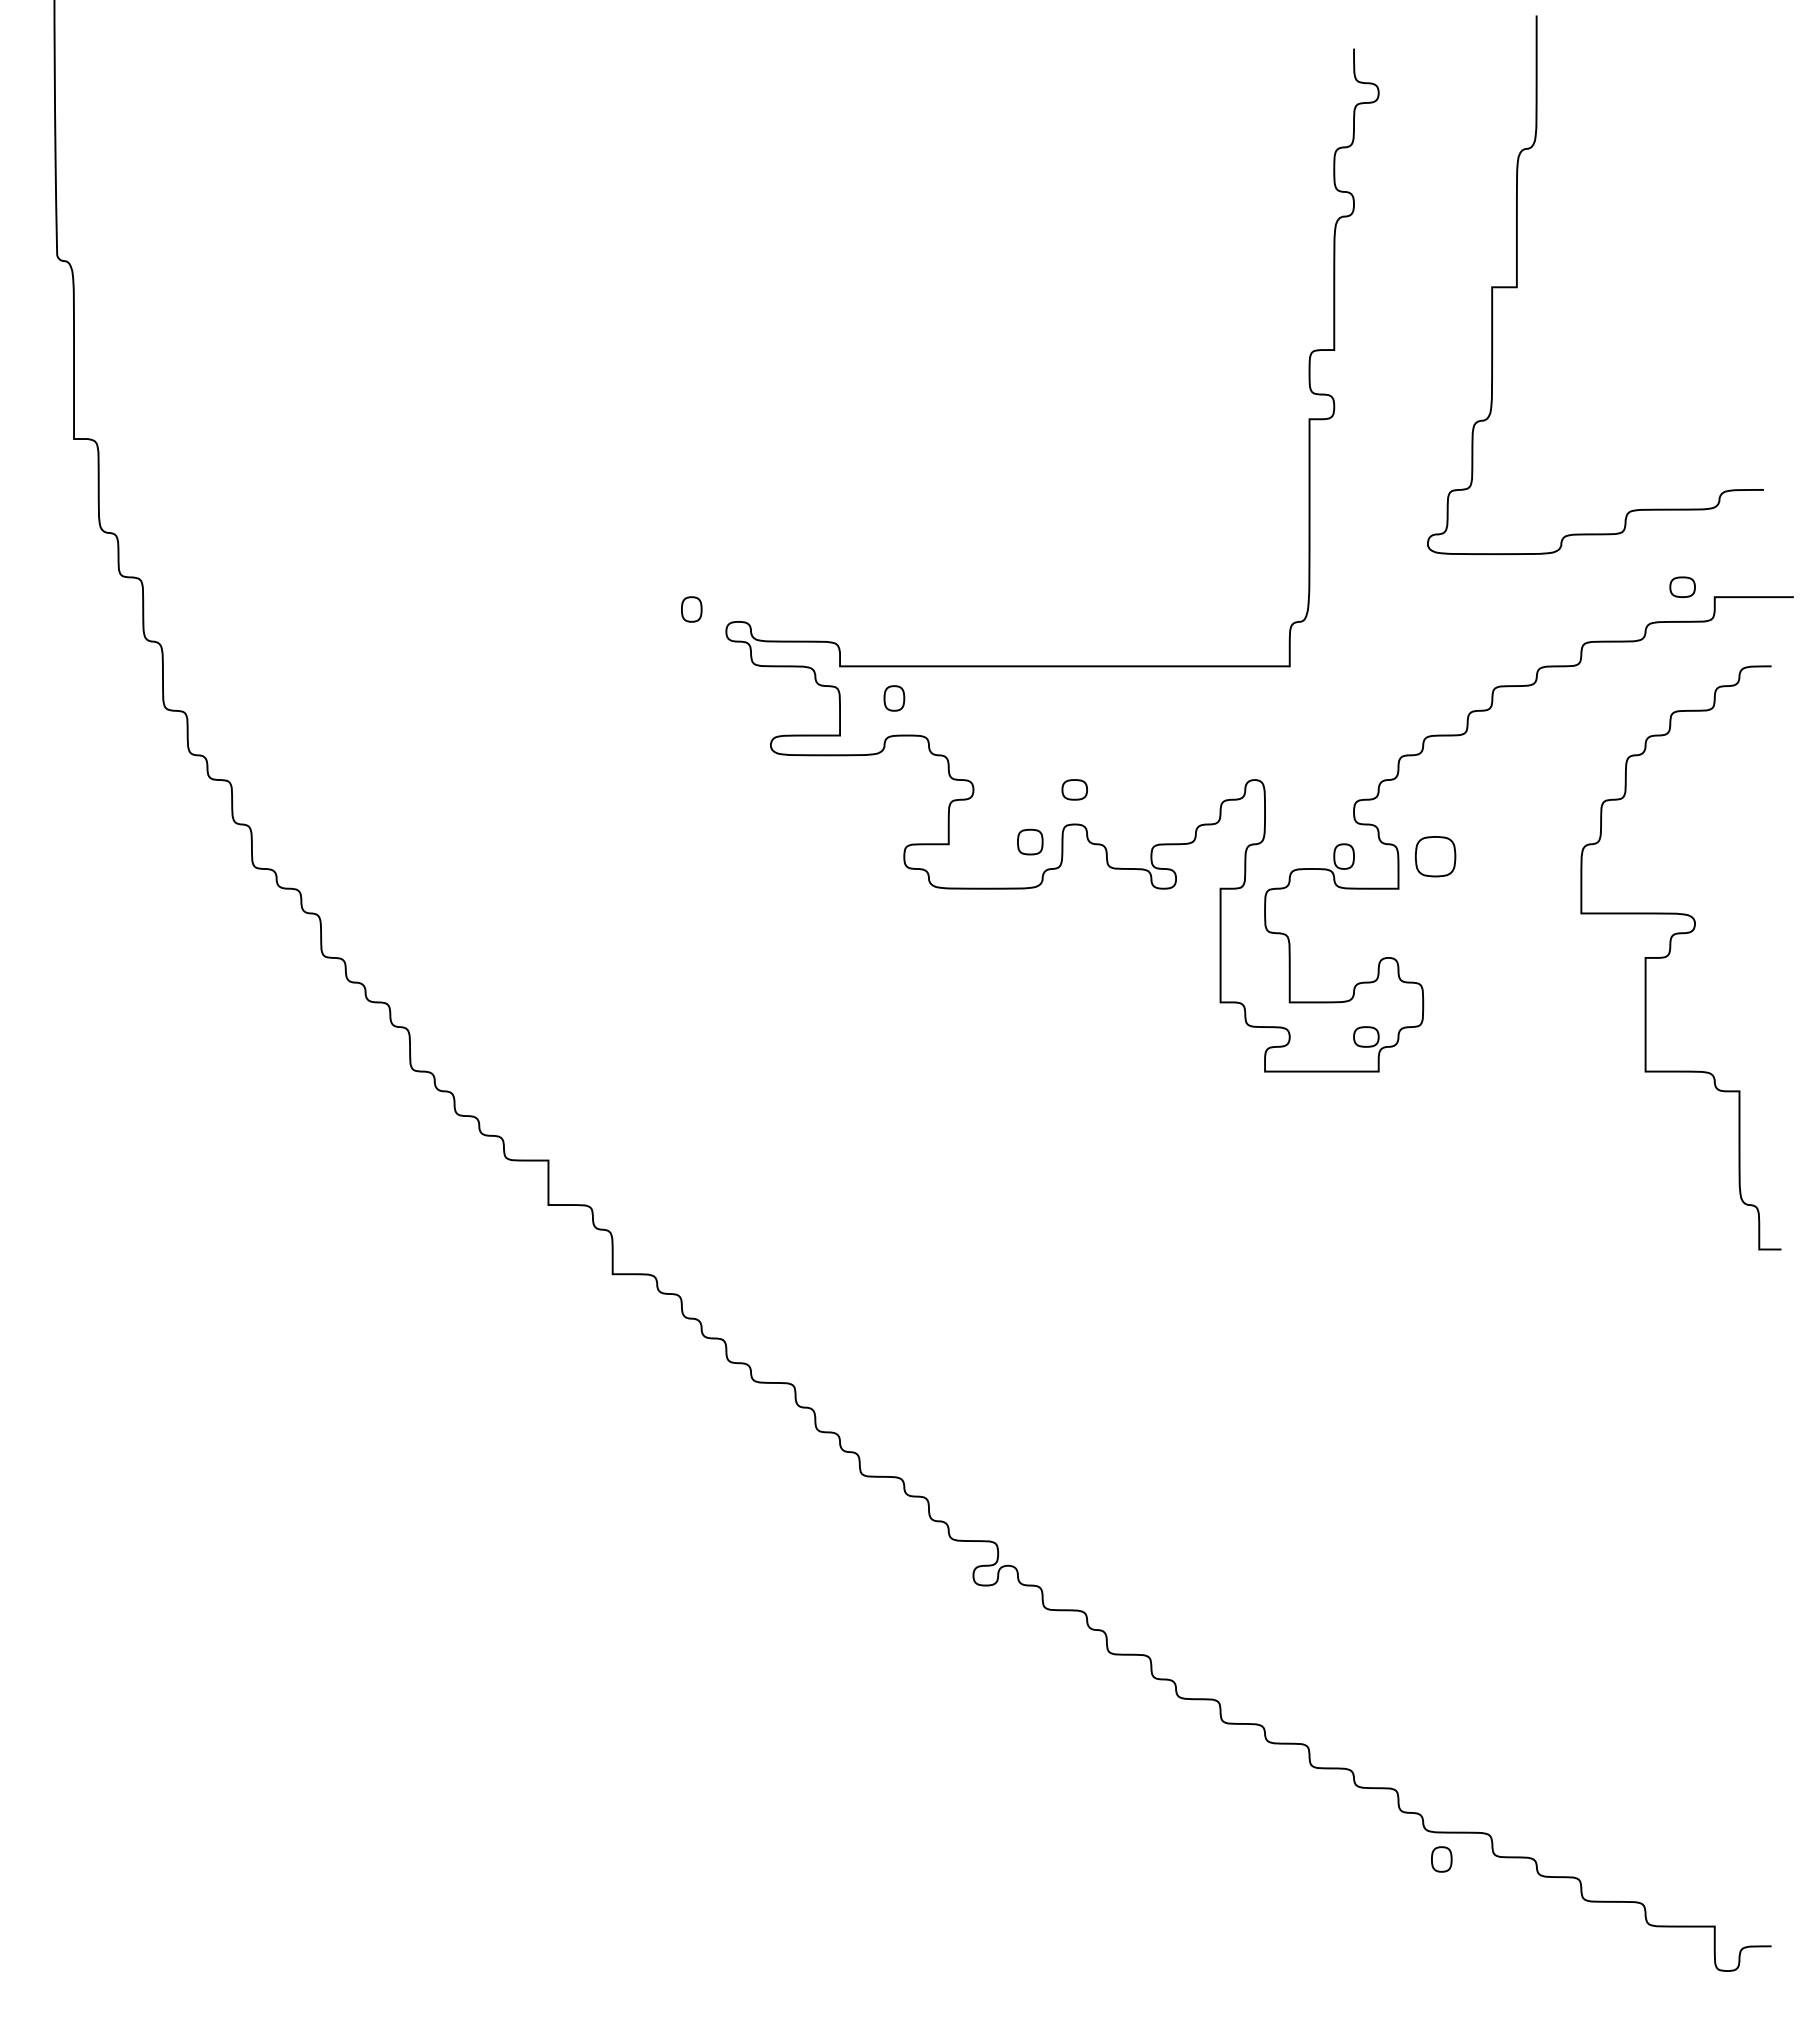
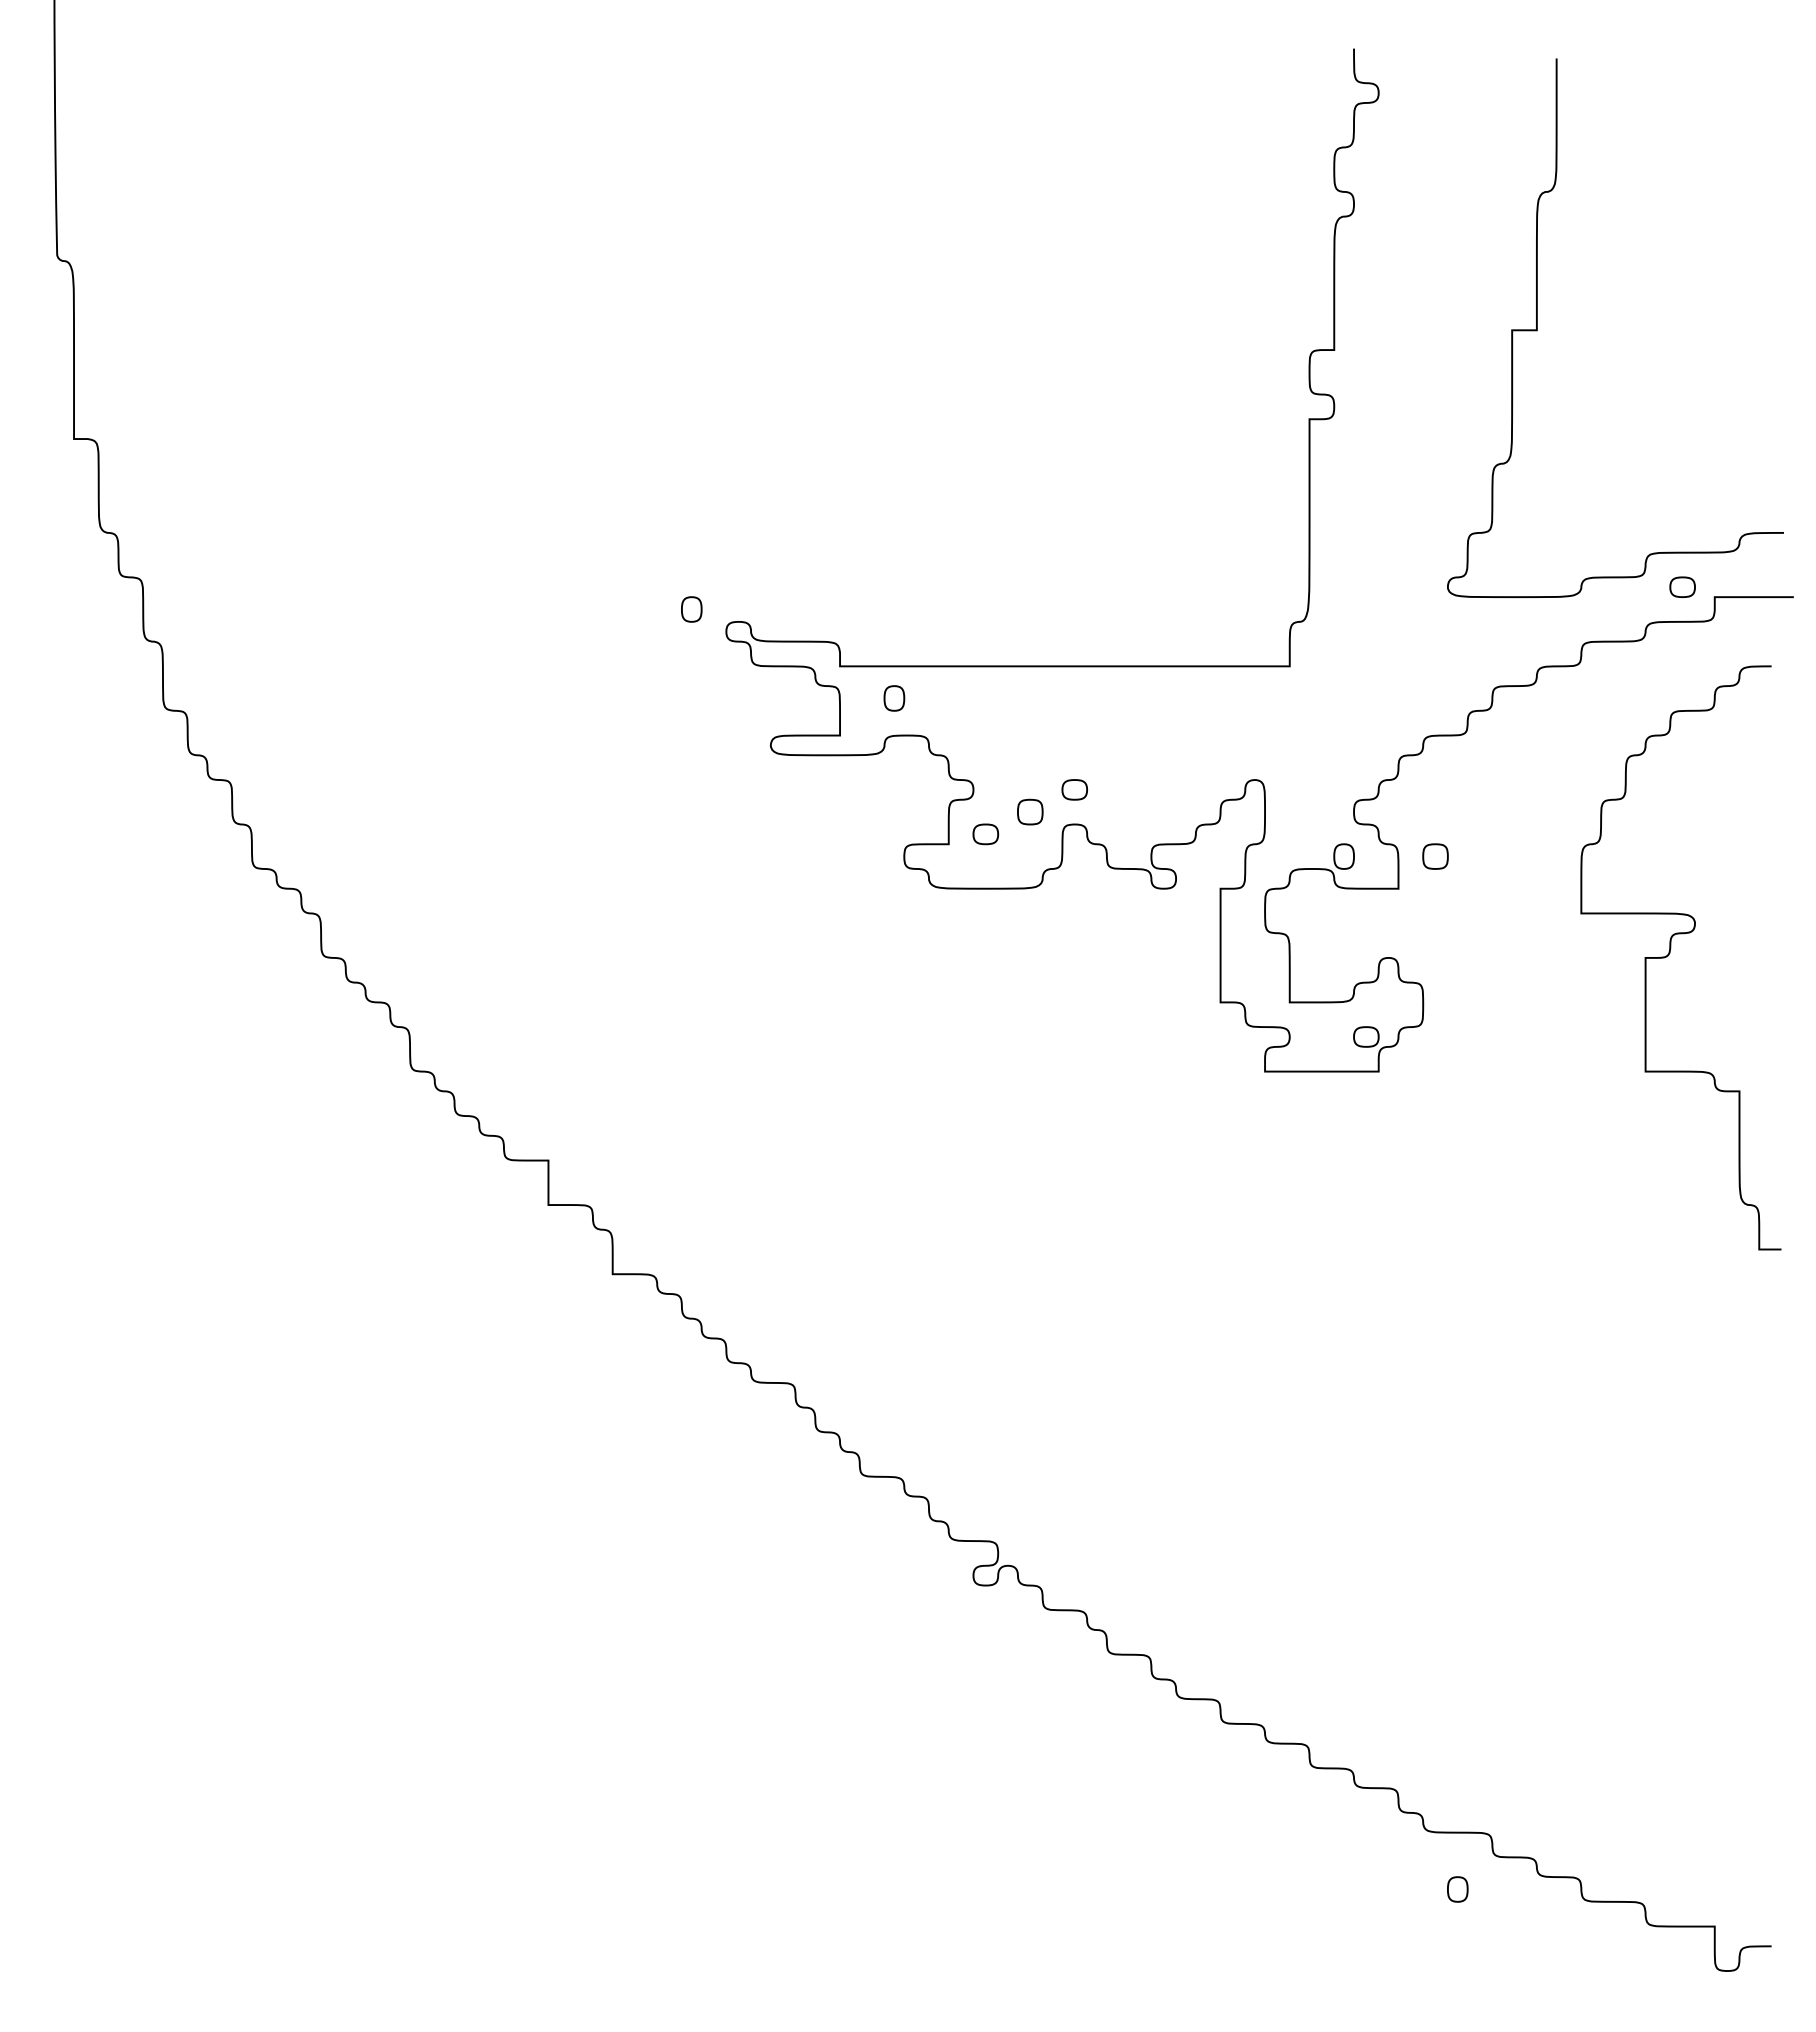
curve position: (1517, 284) -> (1537, 327) (1537, 327)
part: none -> present (985, 834)
part position: (1030, 841) -> (1030, 811) (1030, 811)
part size: 43x42 px -> 27x27 px (1435, 856)
part position: (1441, 1859) -> (1457, 1889) (1457, 1889)
